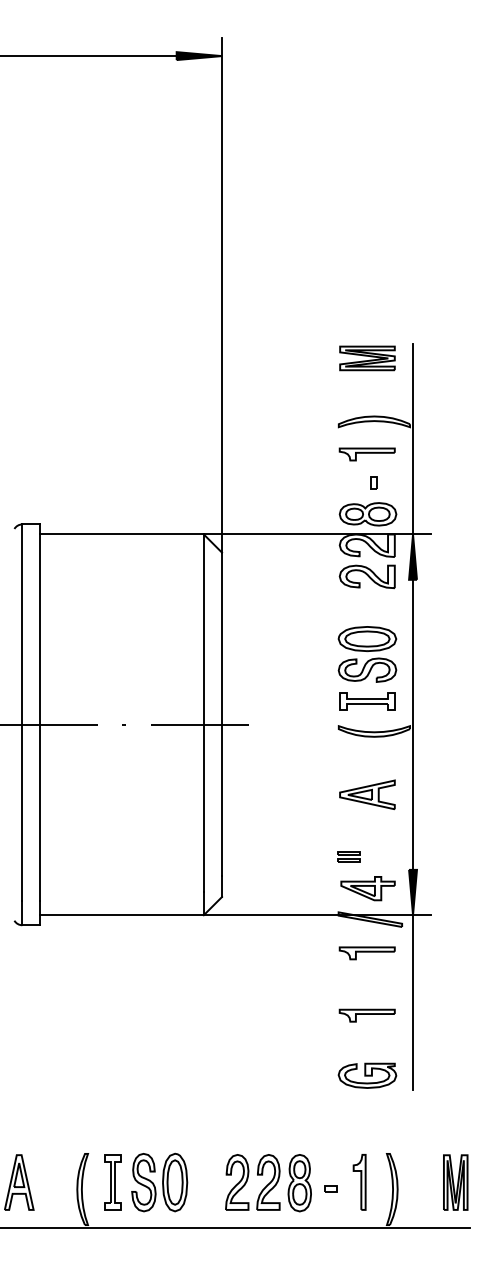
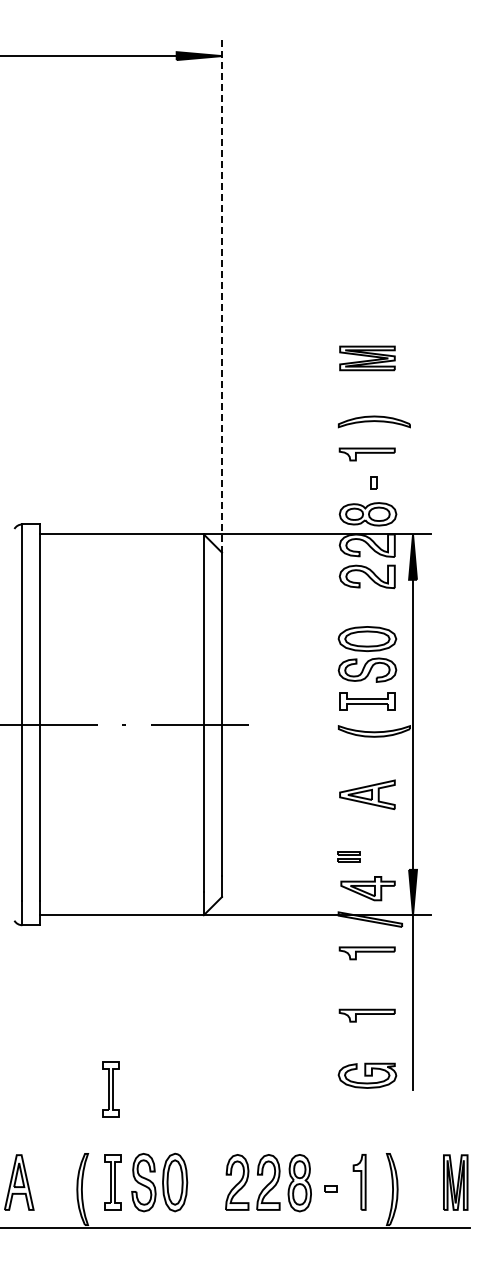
line: solid -> dashed (222, 294)
line: present -> none (413, 439)
part: none -> present (110, 1089)
